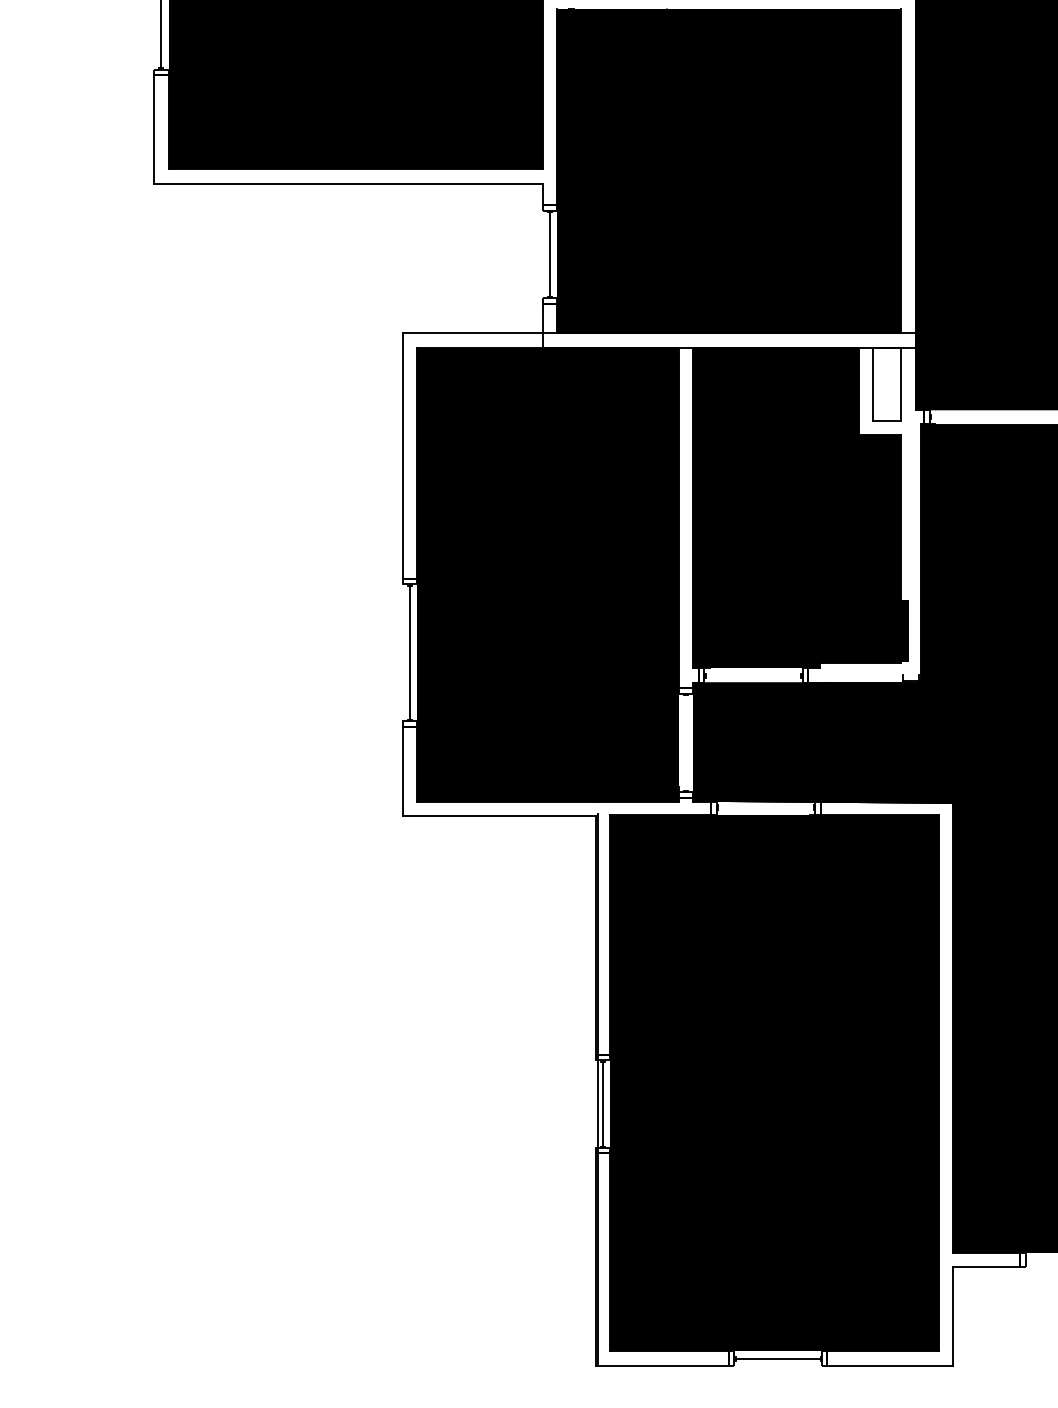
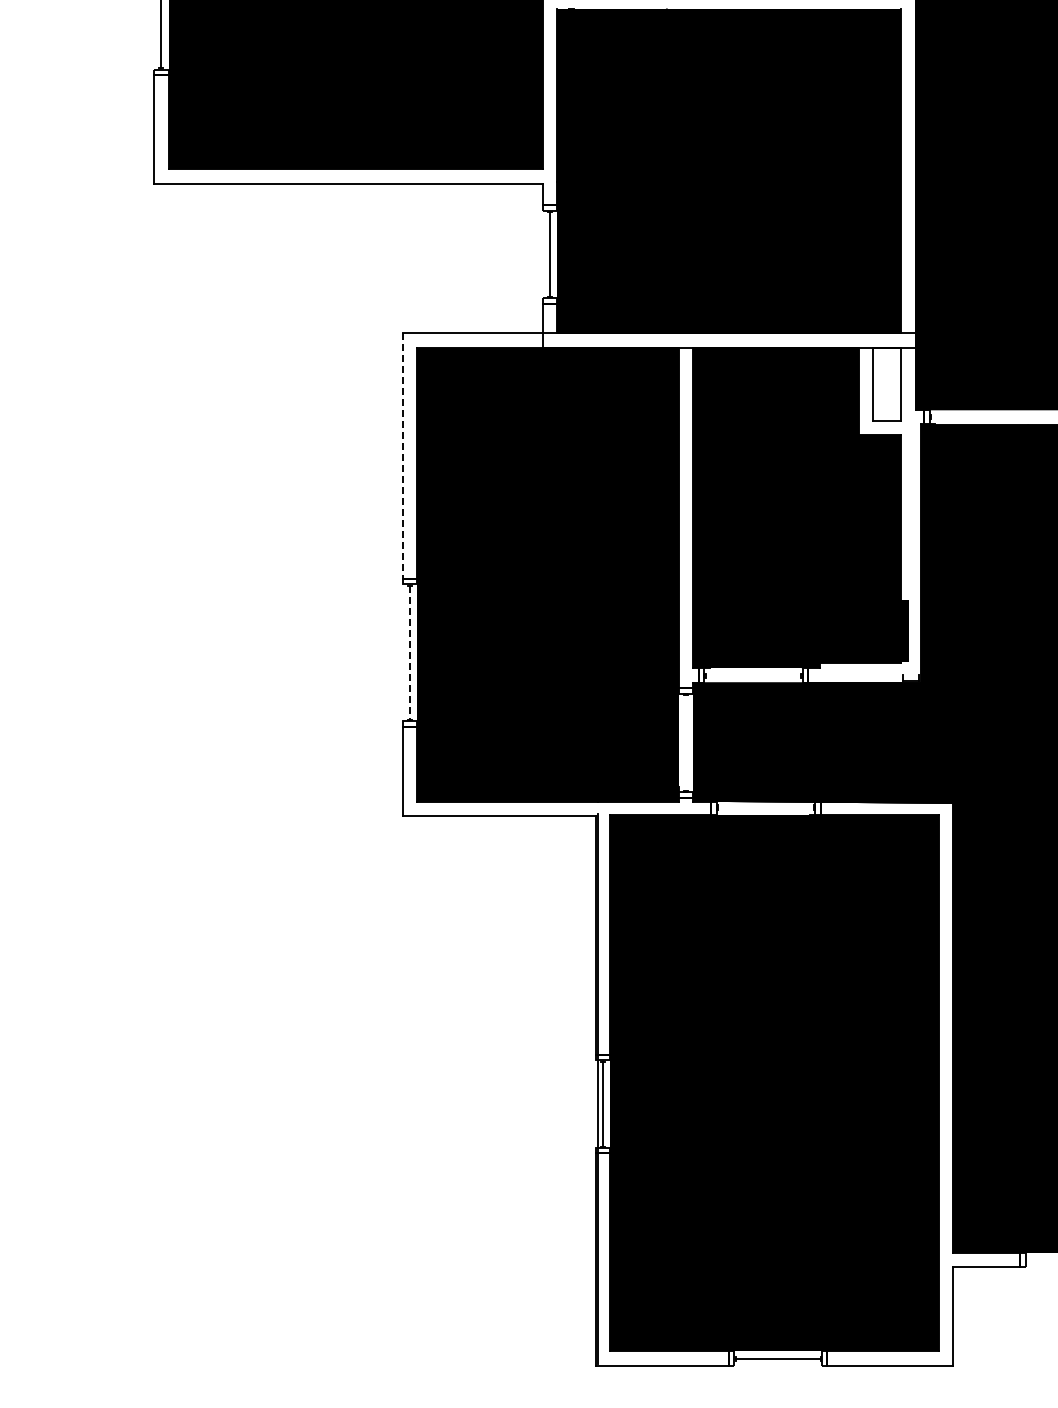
line: solid -> dashed (402, 456)
line: solid -> dashed (410, 653)
